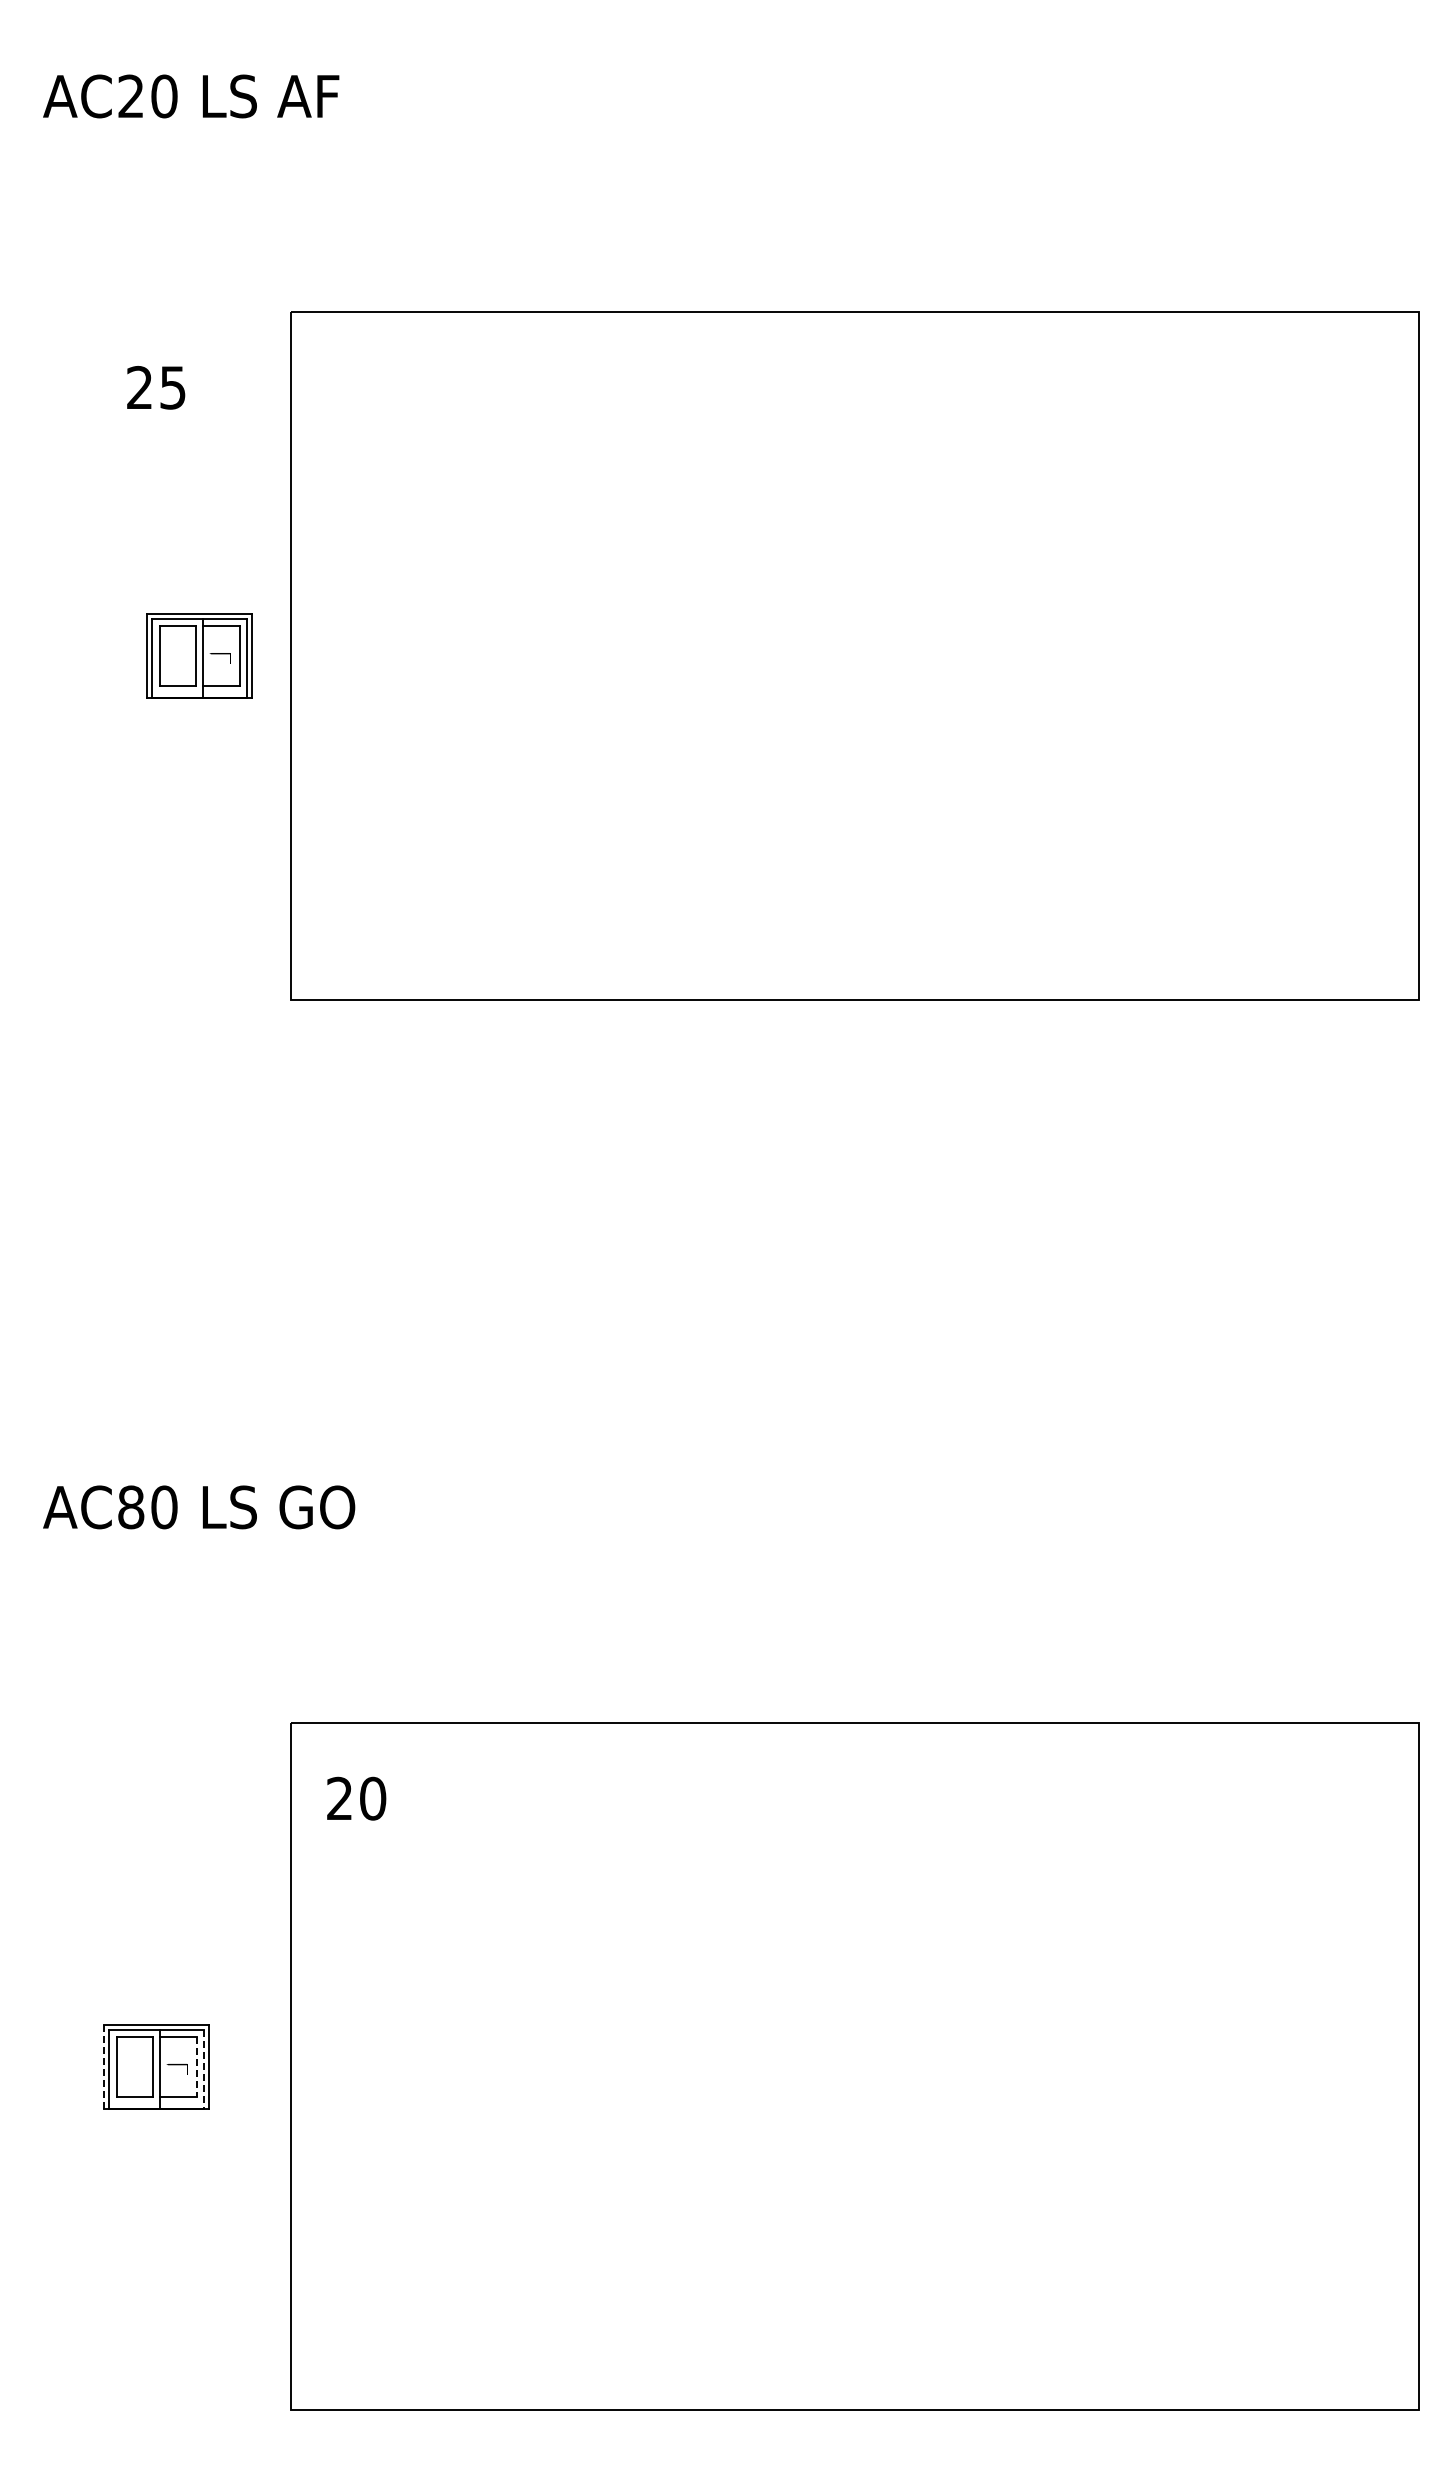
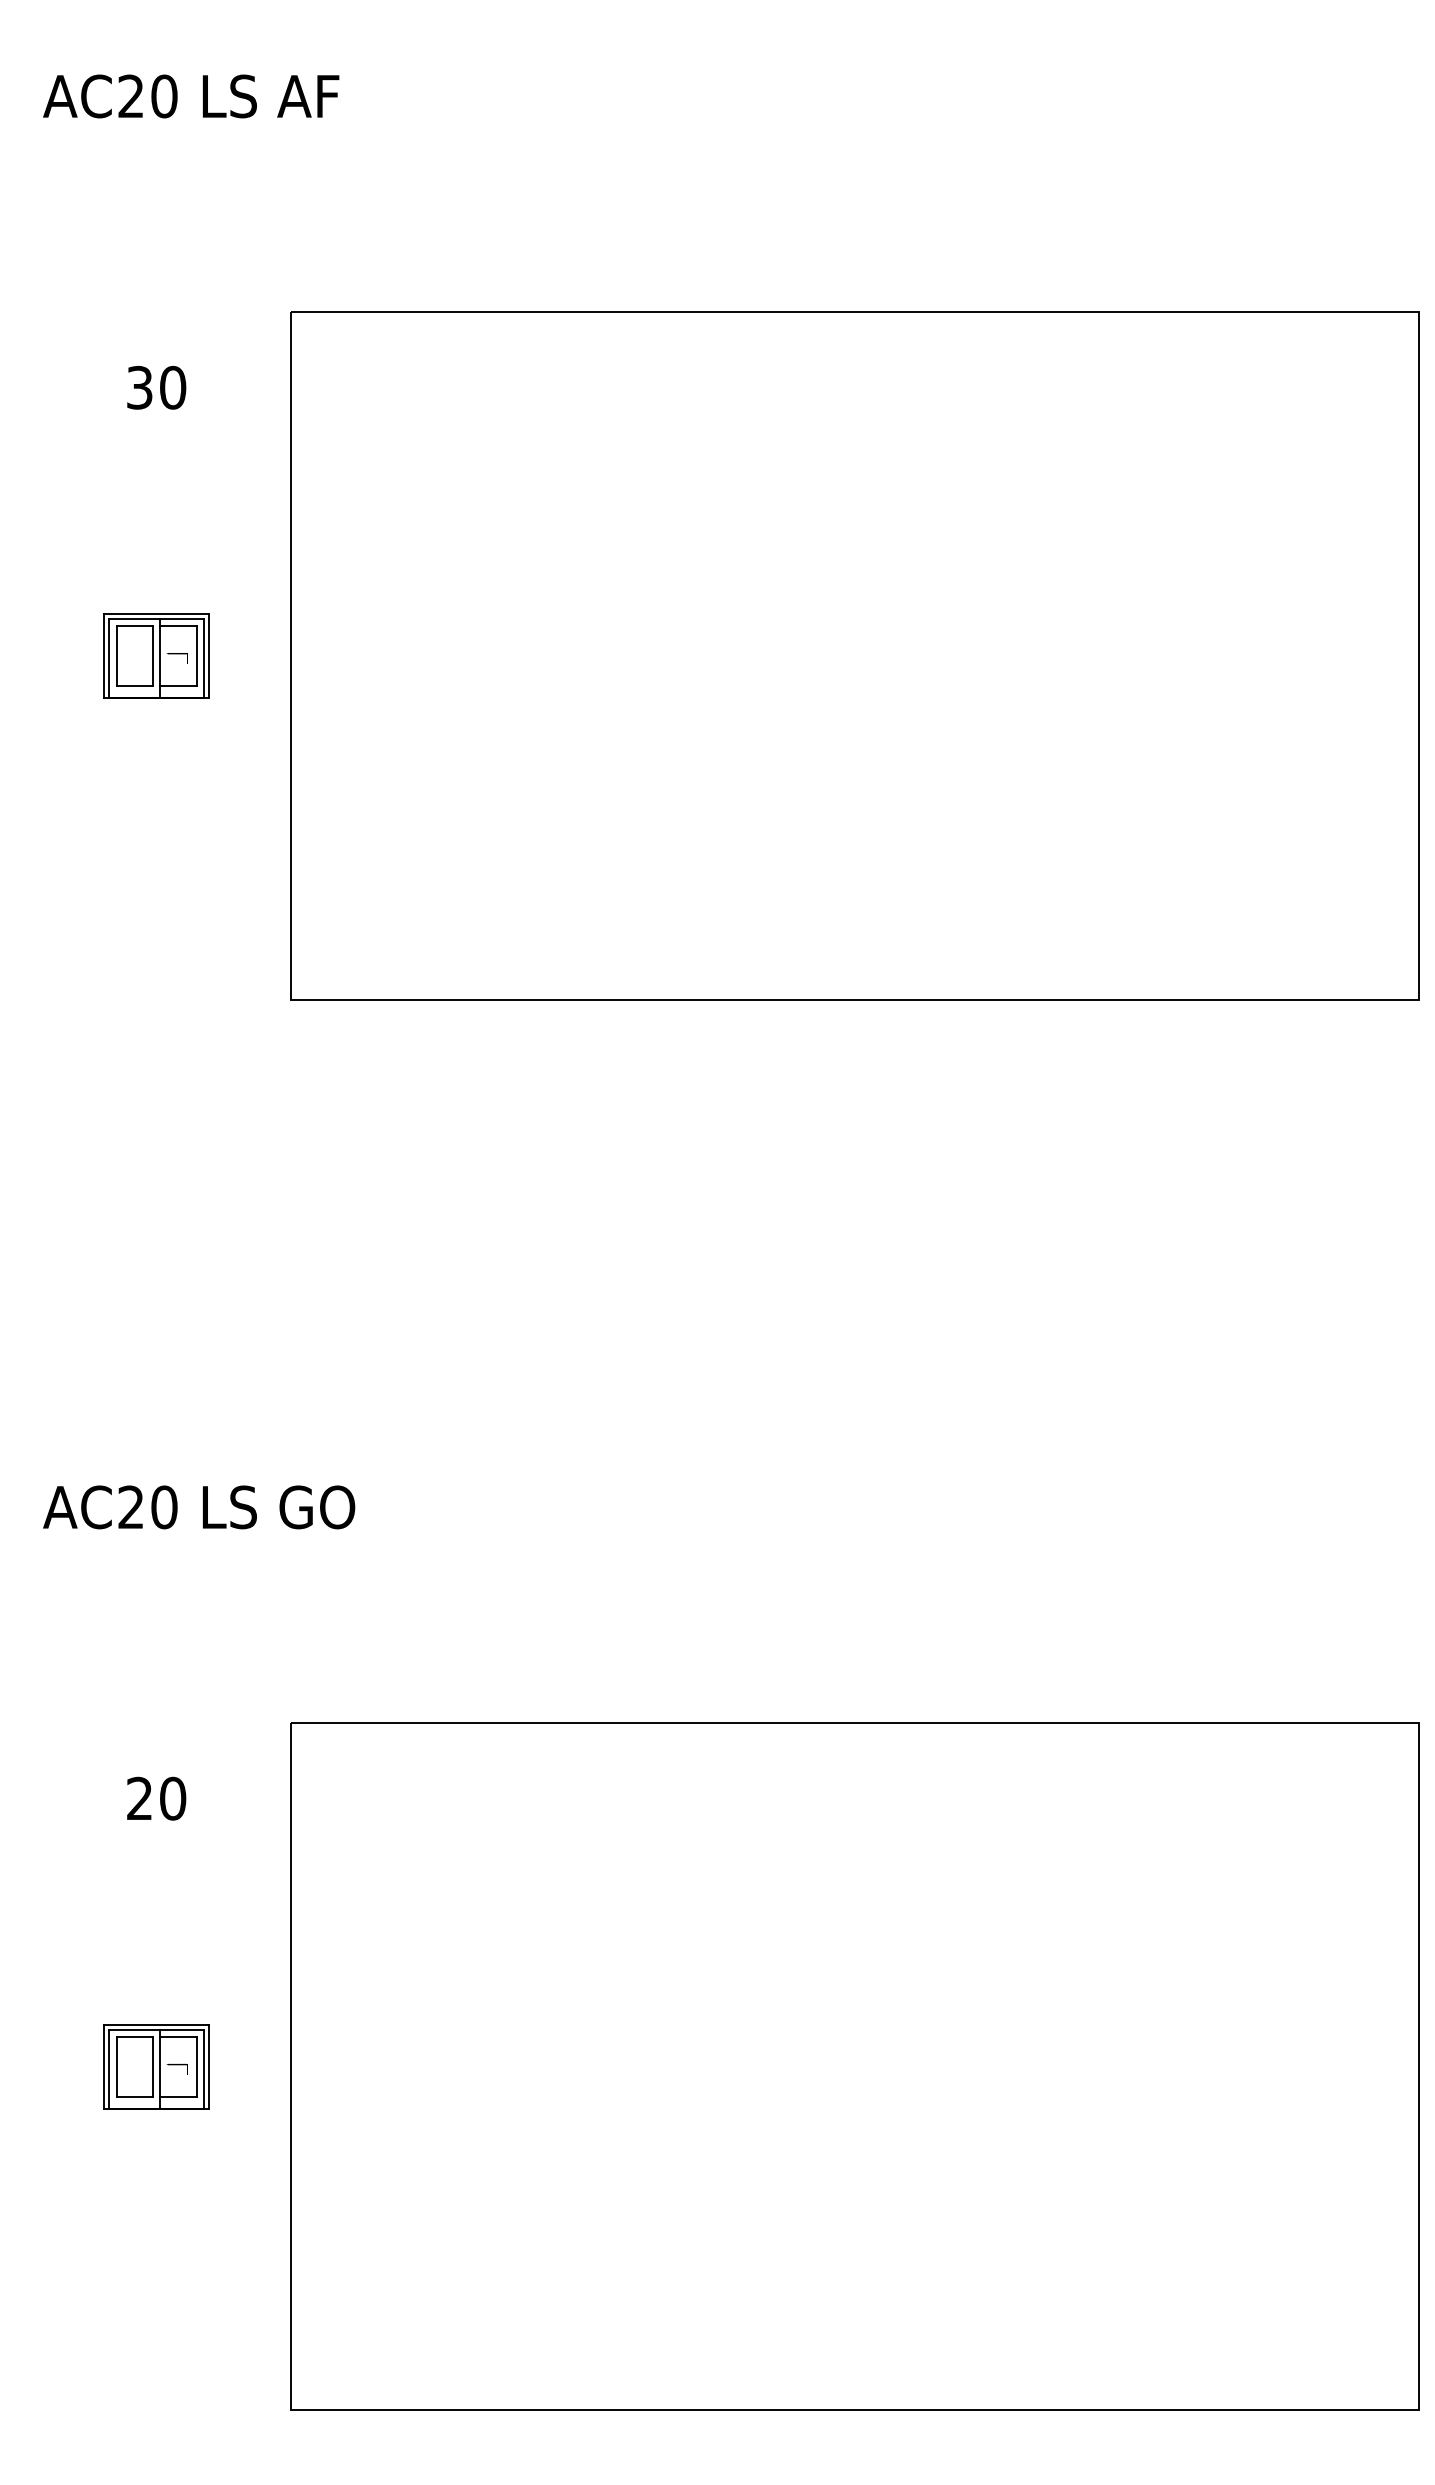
text: 25 -> 30 (156, 387)
part position: (199, 655) -> (156, 655) (156, 655)
text: AC80 -> AC20 (131, 1507)
text position: (356, 1798) -> (156, 1798) (156, 1798)
line: dashed -> solid (197, 2066)
line: dashed -> solid (103, 2067)
line: dashed -> solid (204, 2069)
